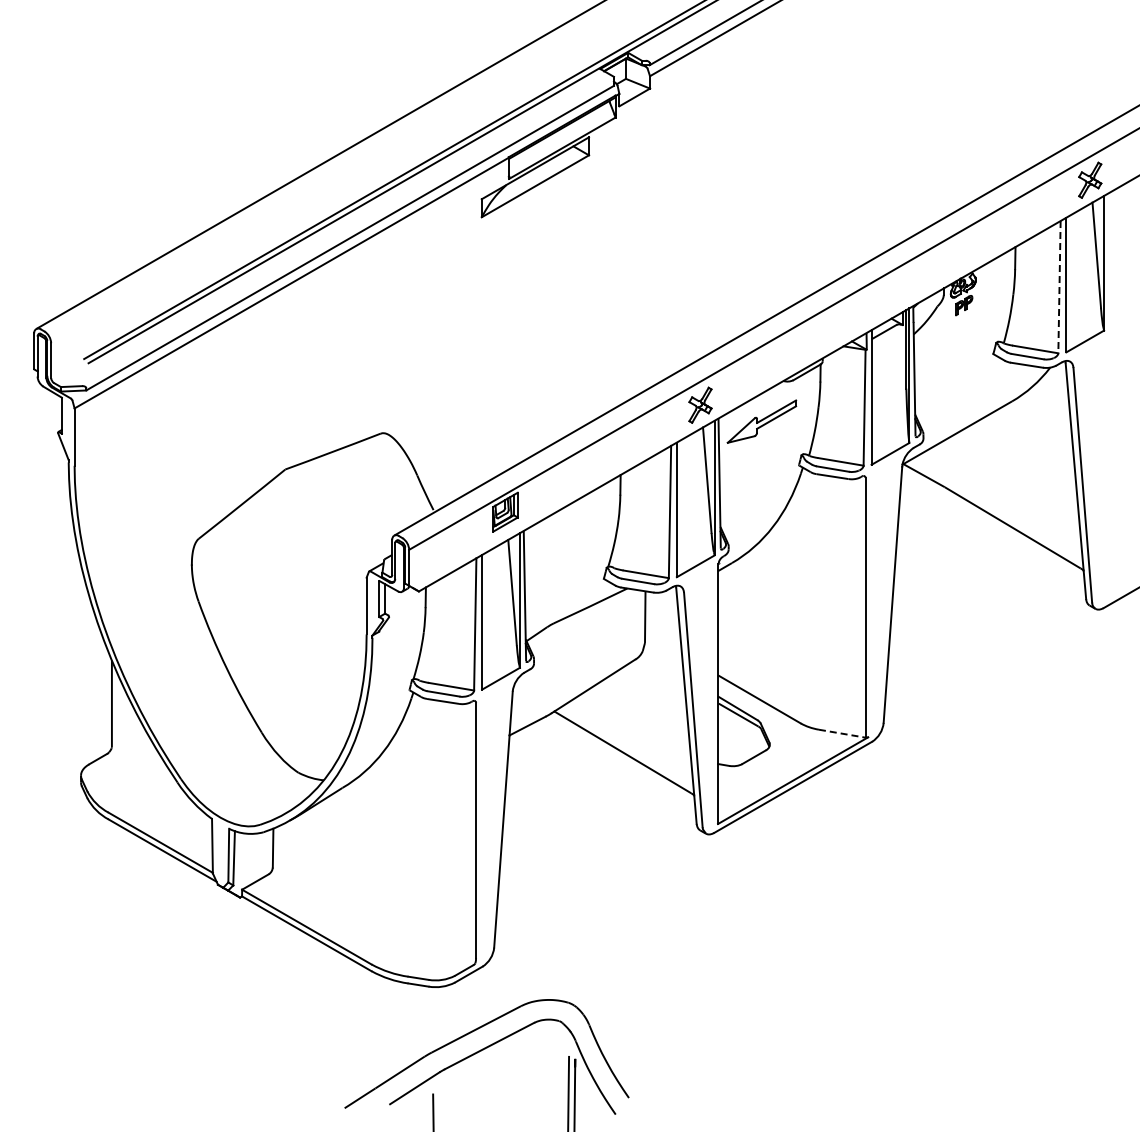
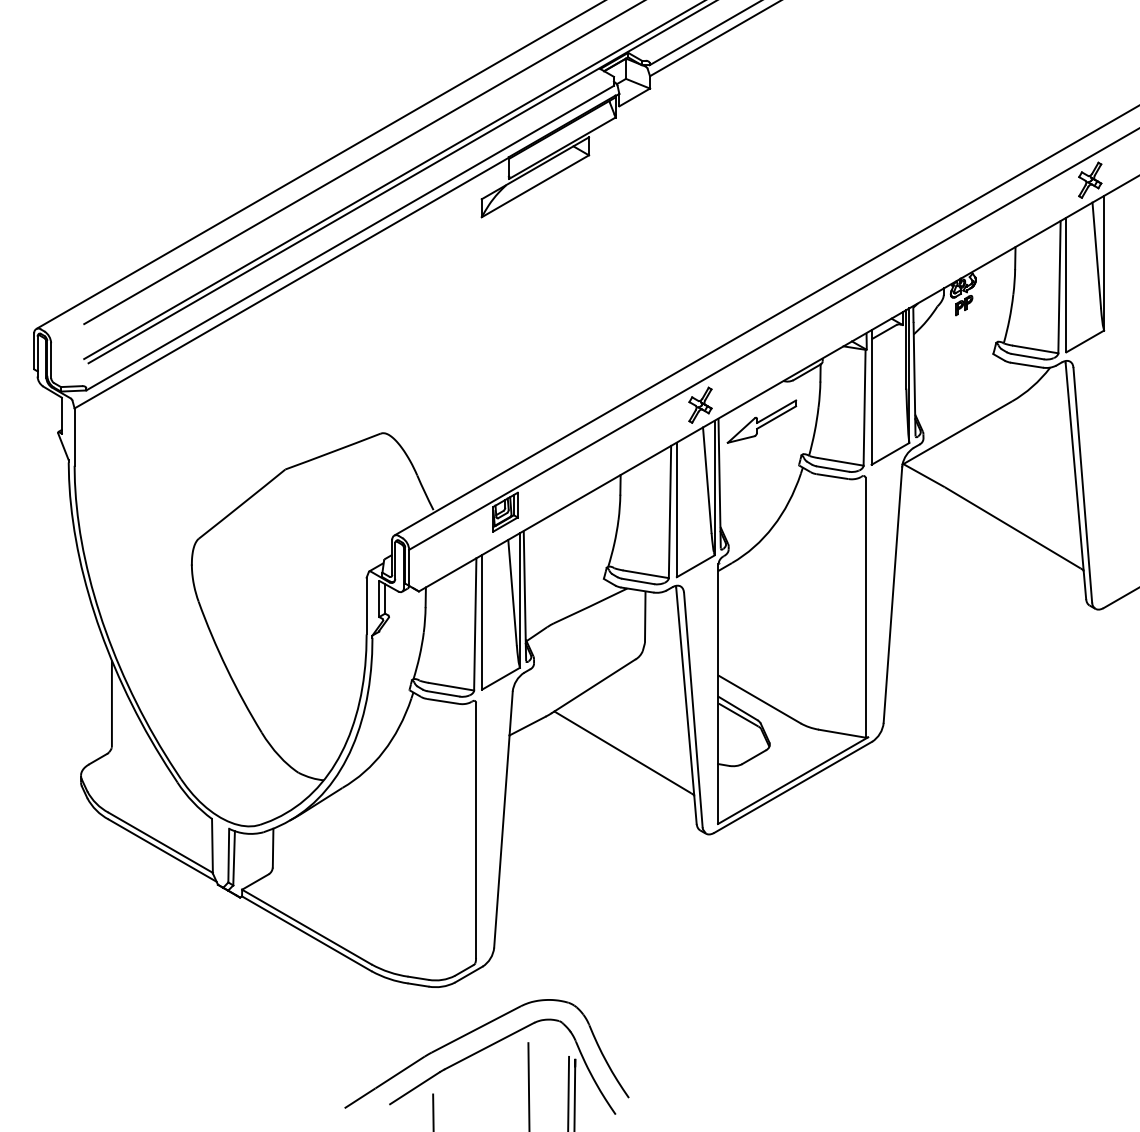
line: none -> present (363, 163)
line: dashed -> solid (1059, 287)
line: dashed -> solid (842, 733)
line: none -> present (528, 1085)
